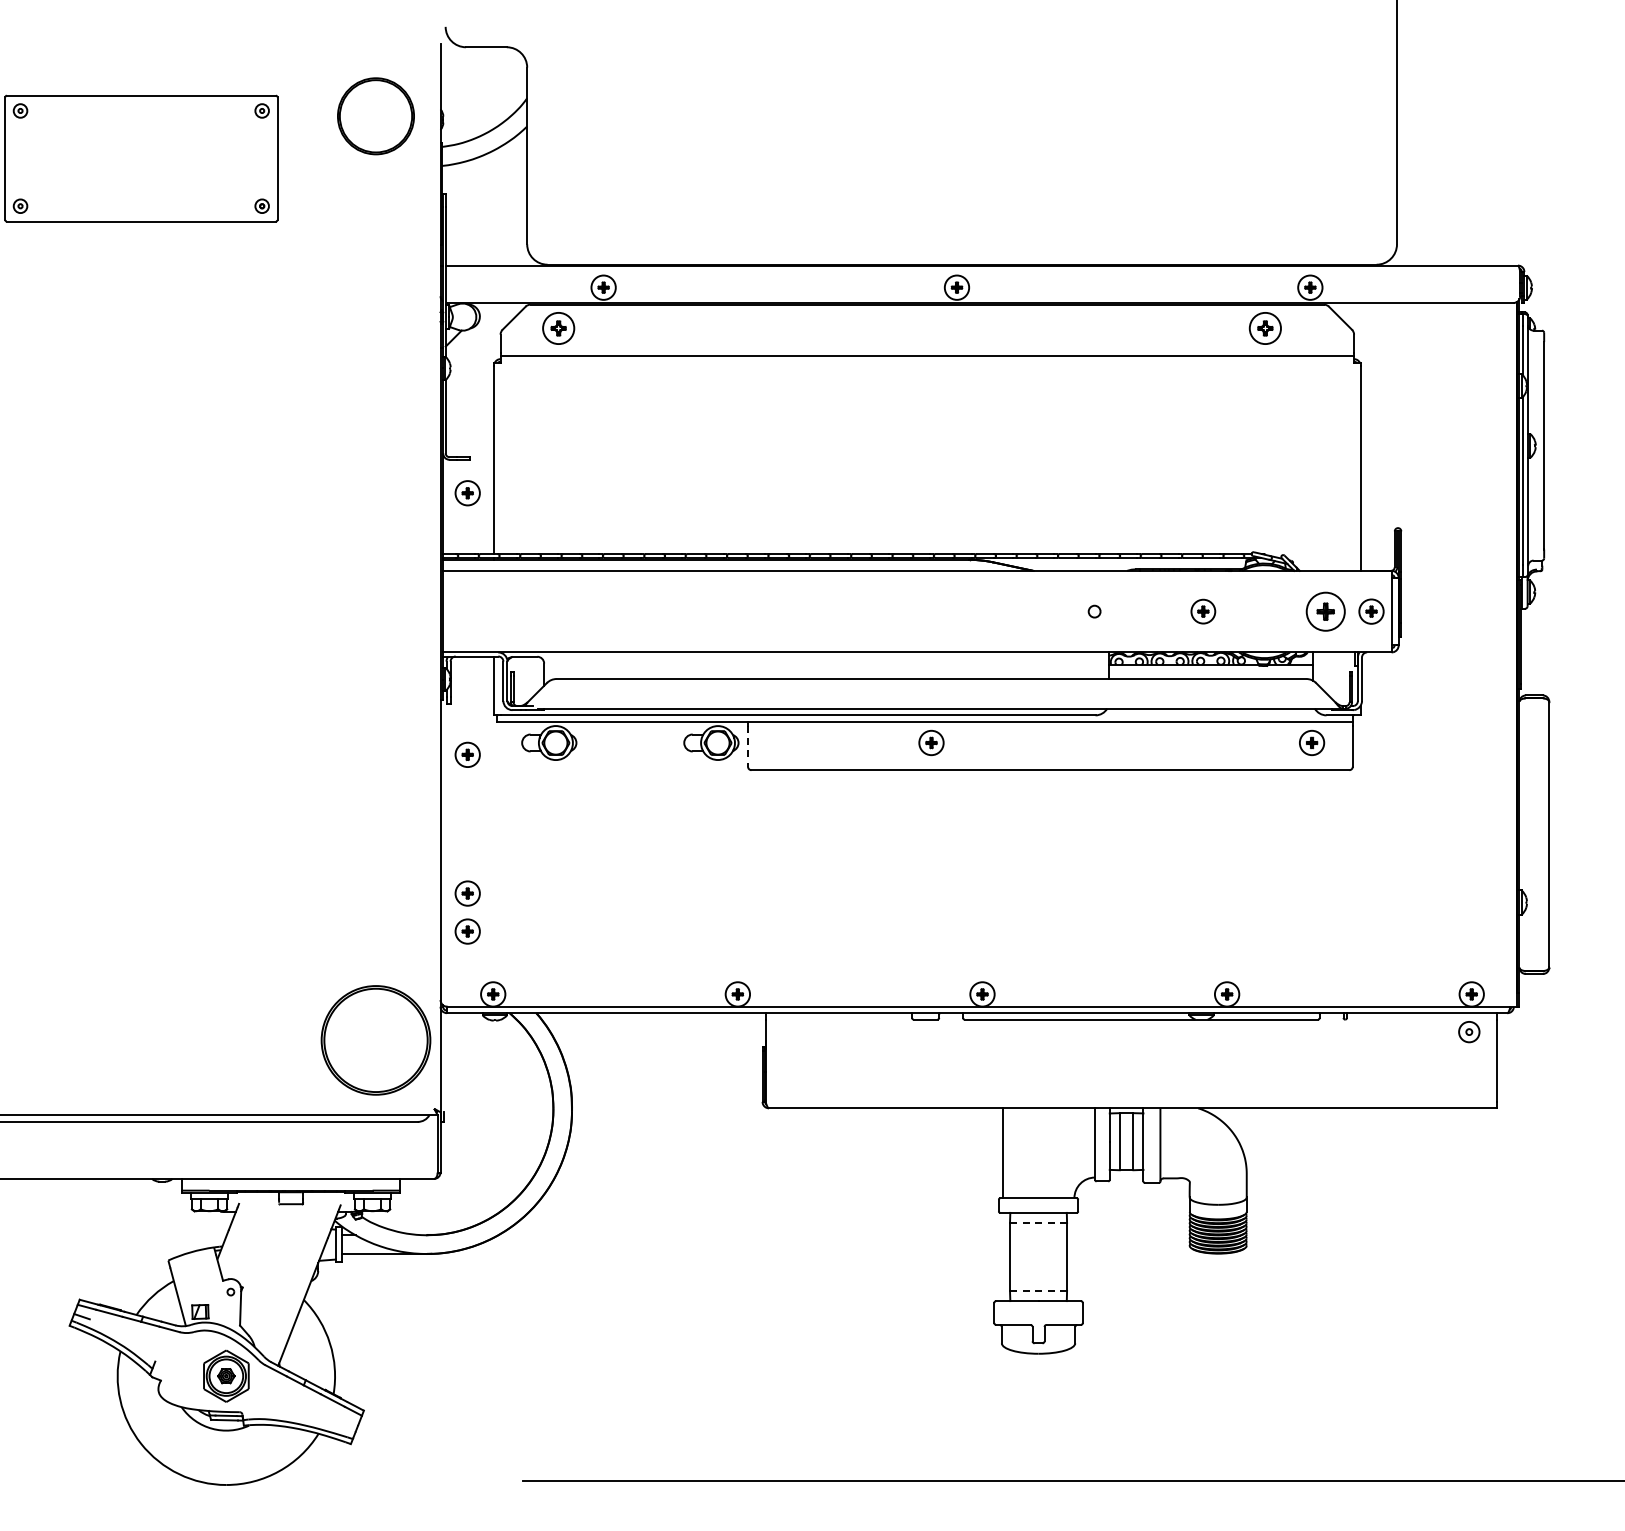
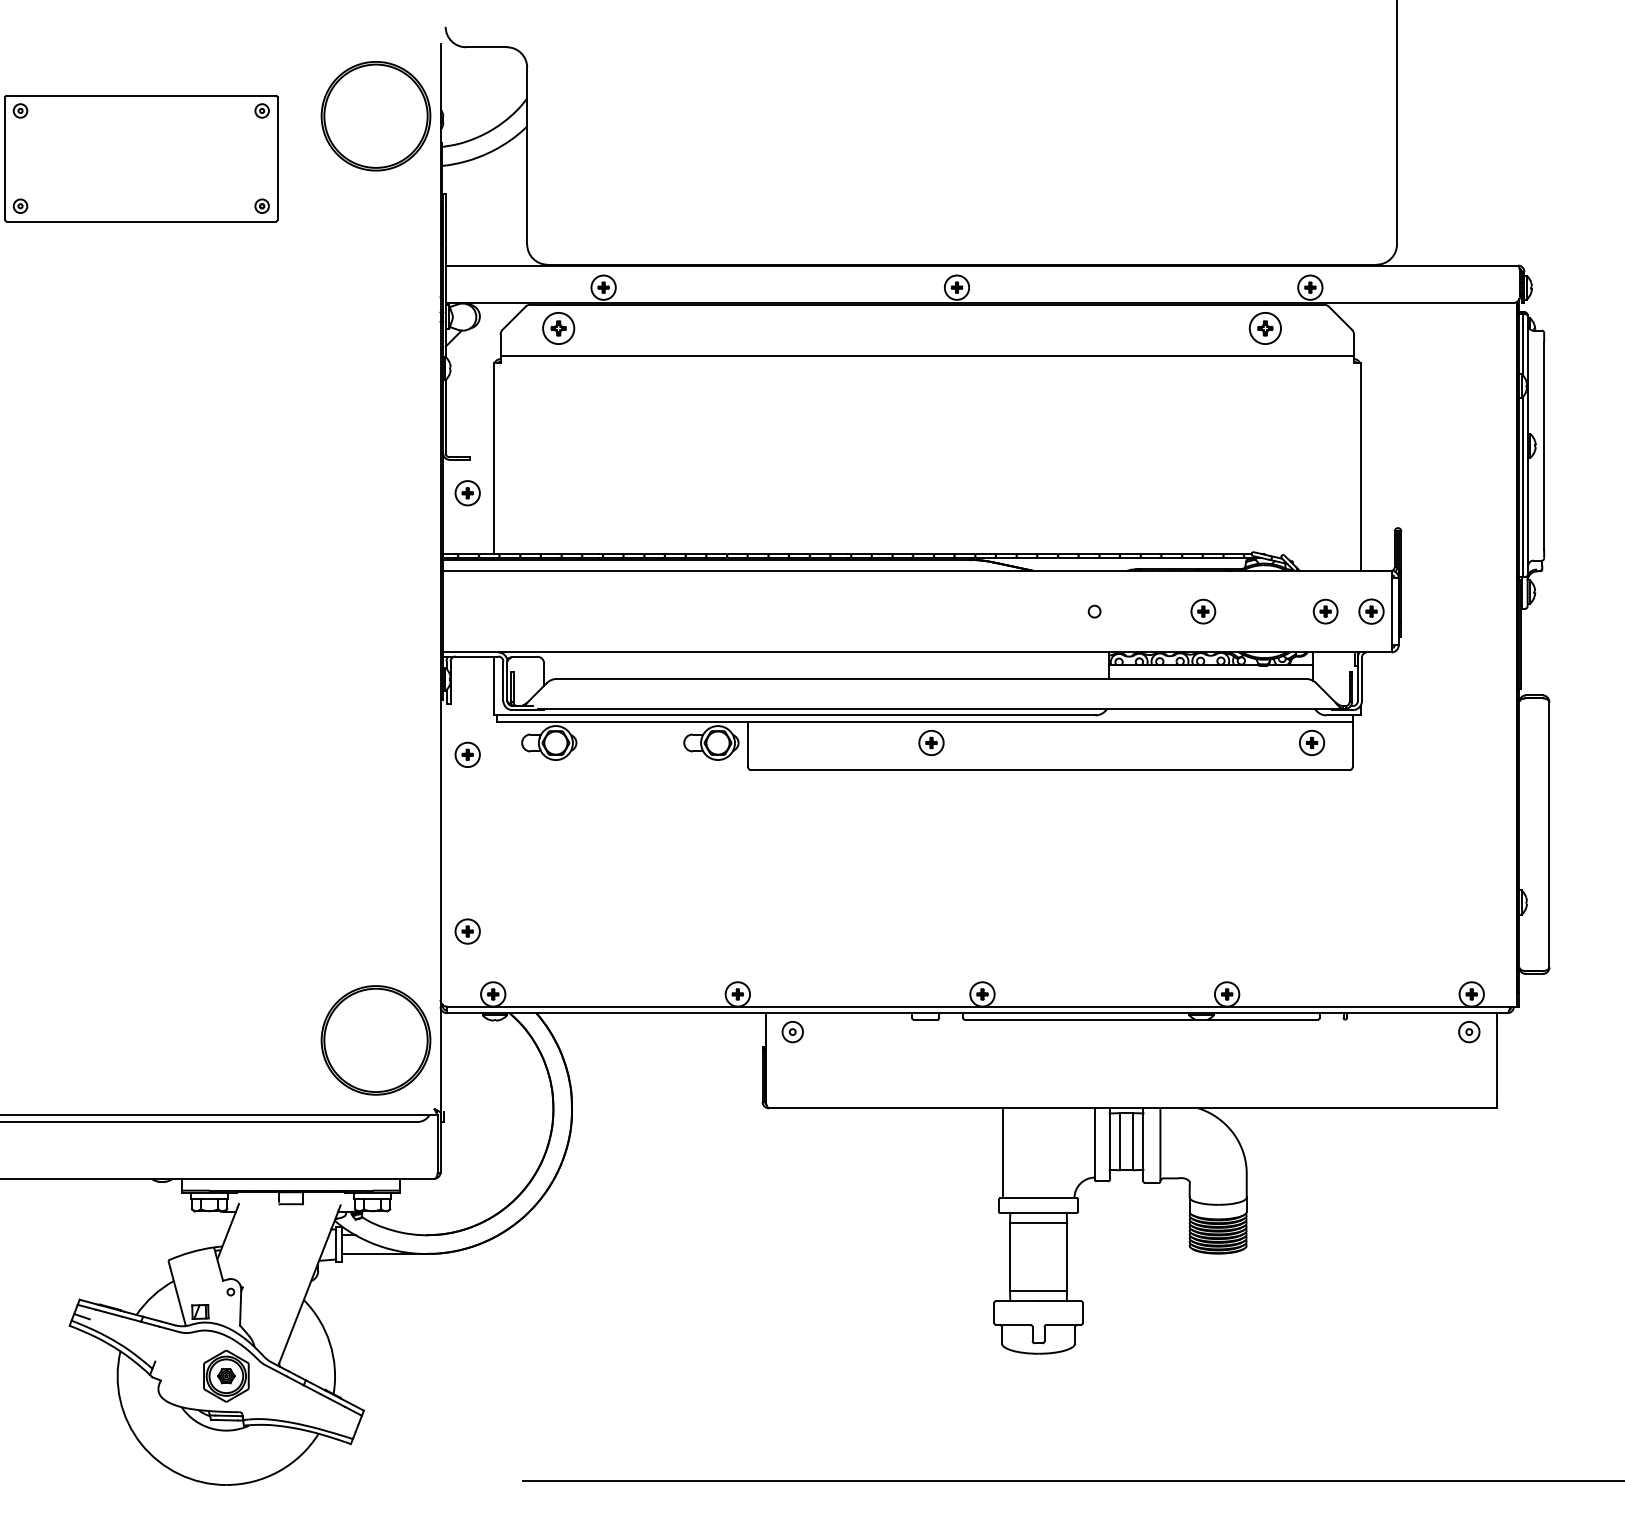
part size: 78x79 px -> 112x111 px (375, 116)
part size: 41x41 px -> 27x27 px (1325, 611)
line: dashed -> solid (748, 746)
part: present -> none (467, 893)
part: none -> present (792, 1032)
line: dashed -> solid (1038, 1223)
line: dashed -> solid (1038, 1290)
